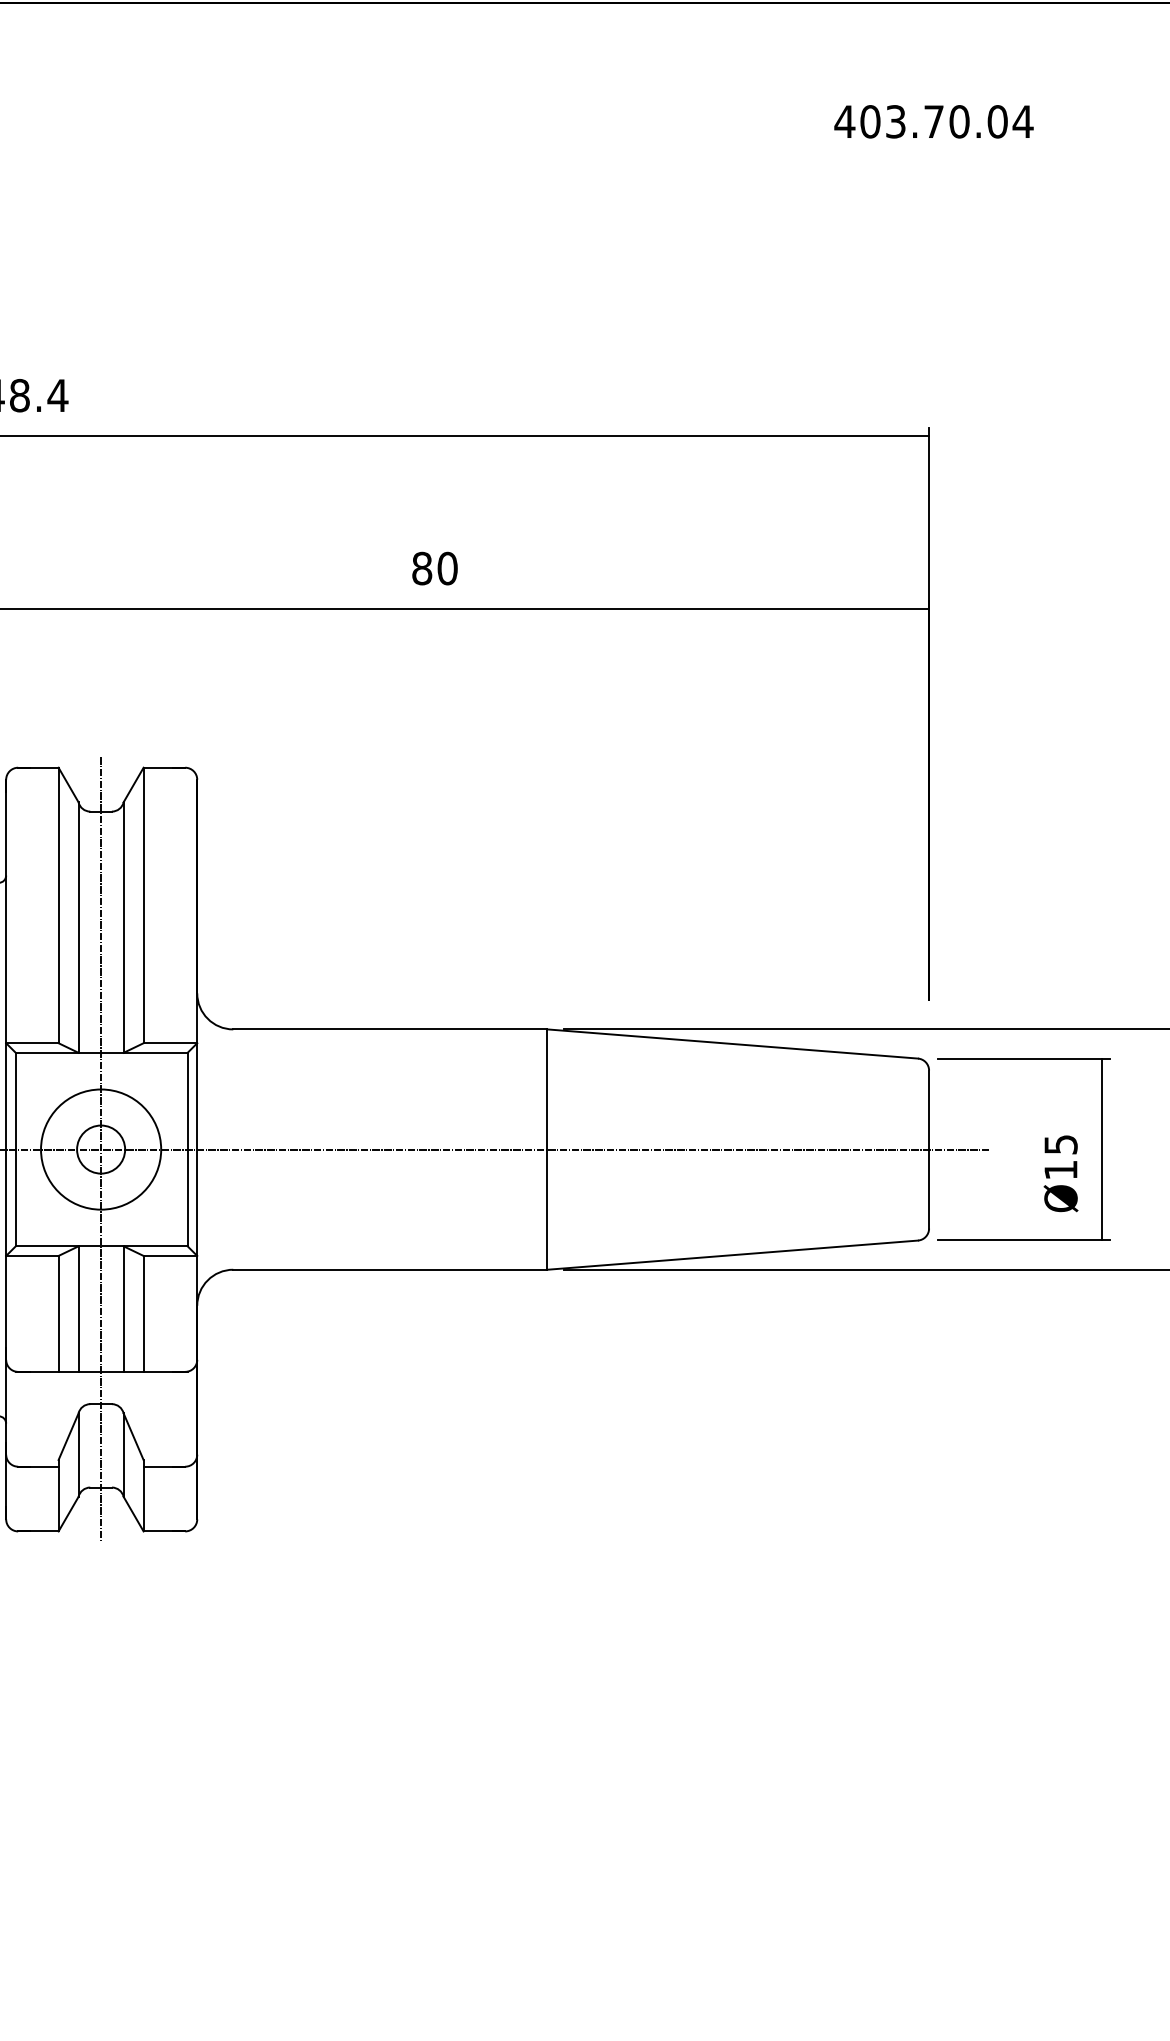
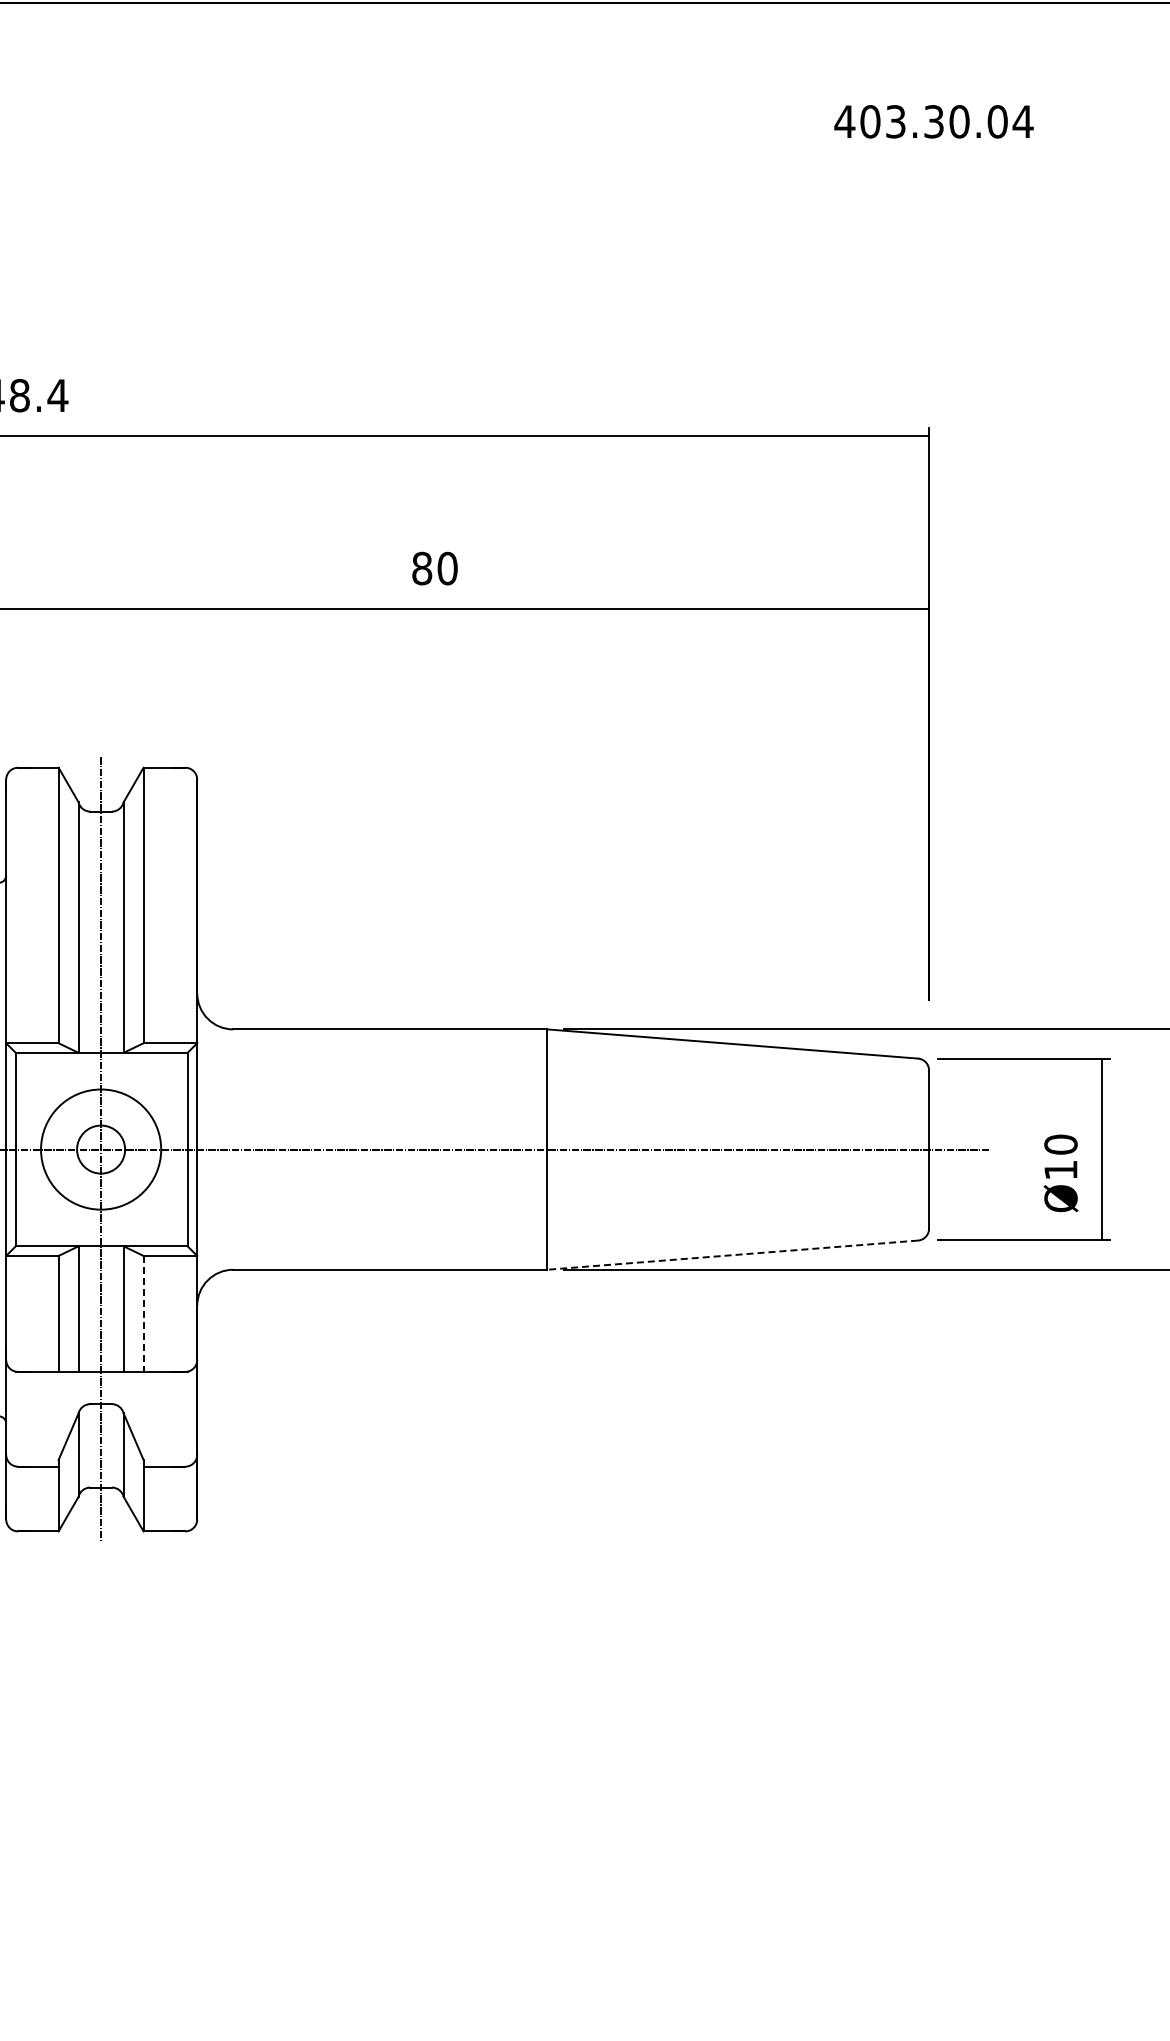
text: 403.70.04 -> 403.30.04 (933, 121)
text: Ø15 -> Ø10 (1060, 1144)
line: solid -> dashed (732, 1255)
line: solid -> dashed (143, 1313)
